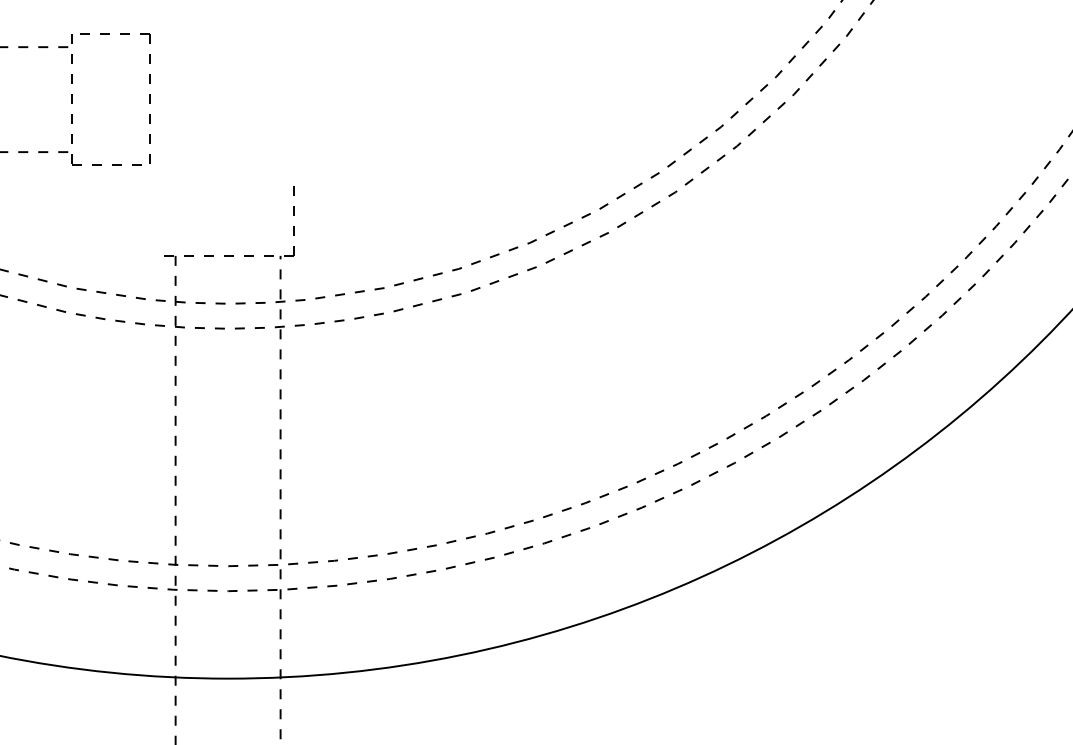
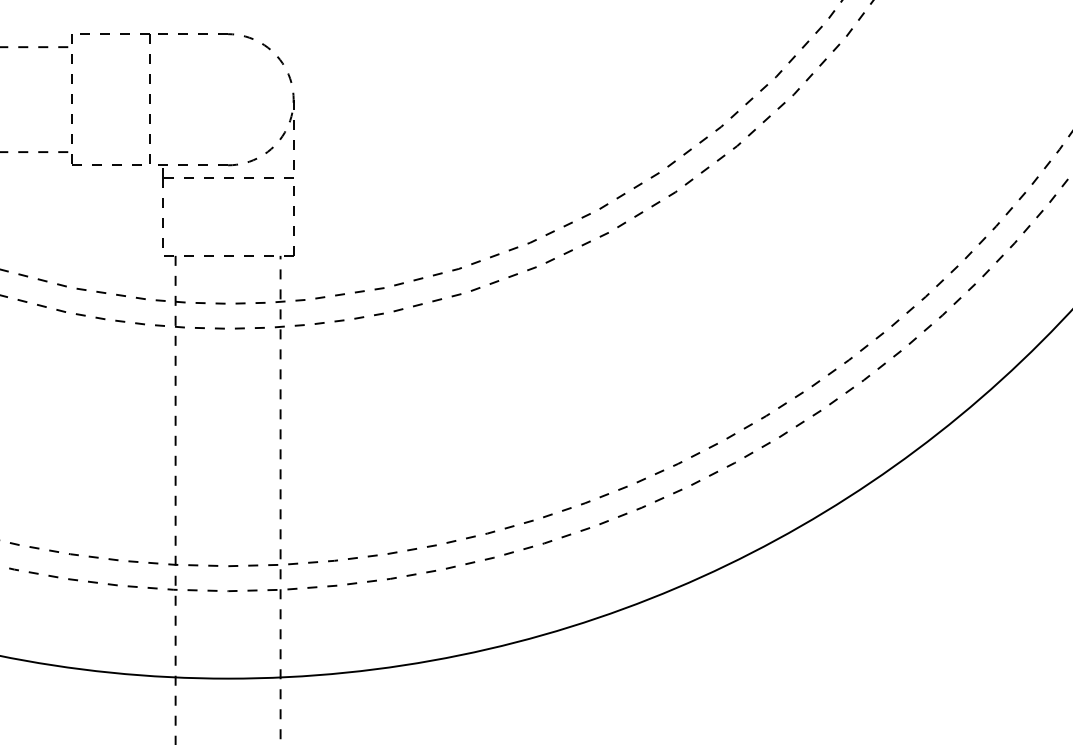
part: none -> present (226, 164)
